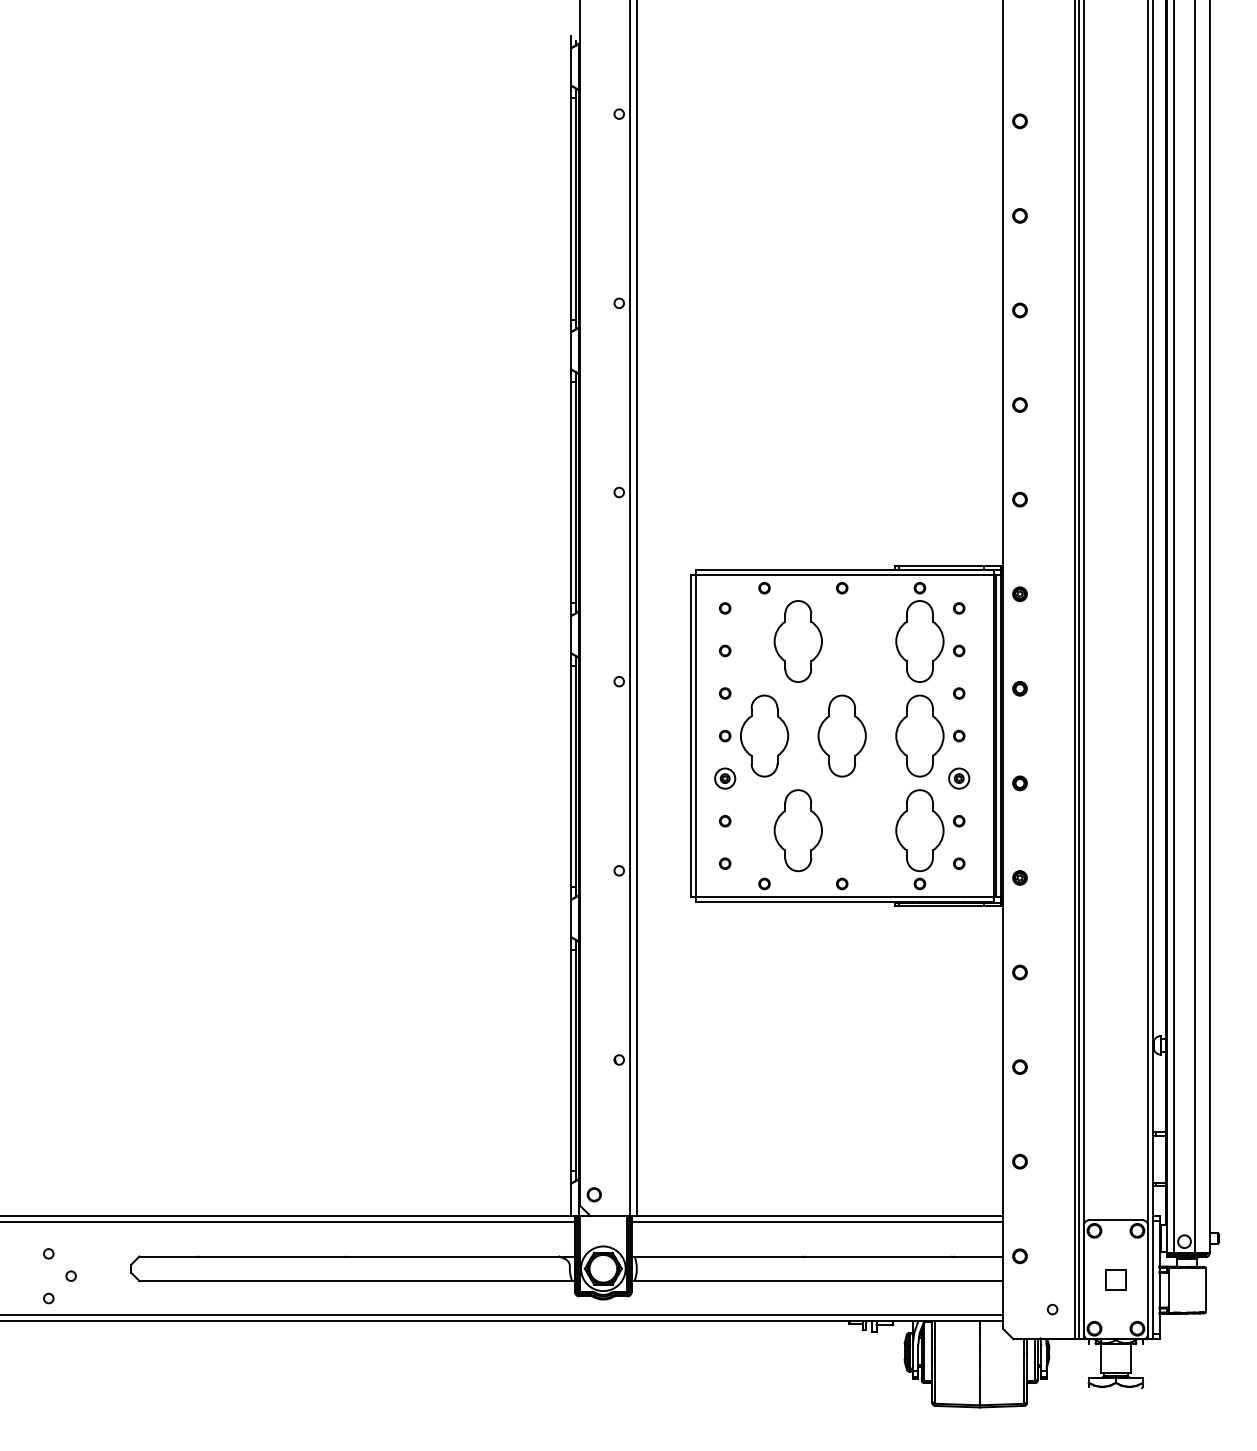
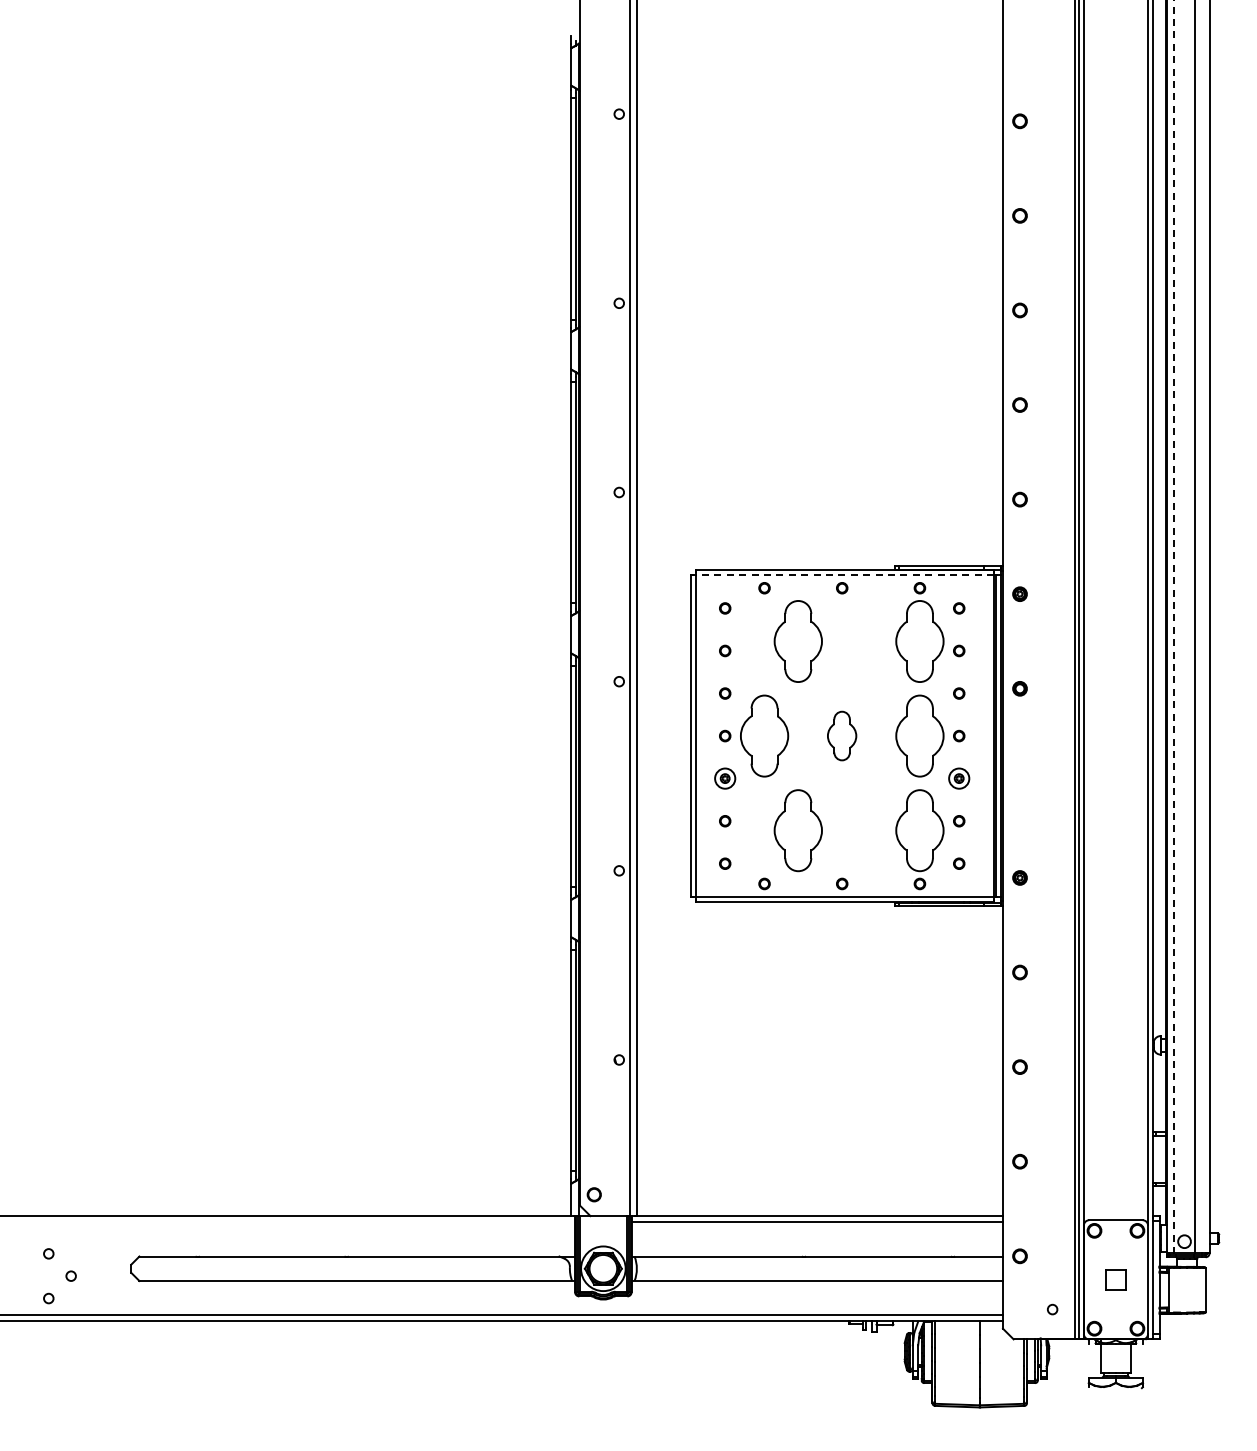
line: solid -> dashed (845, 575)
line: solid -> dashed (1174, 627)
part size: 50x84 px -> 31x52 px (842, 735)
part: present -> none (1019, 783)
line: present -> none (288, 1222)
